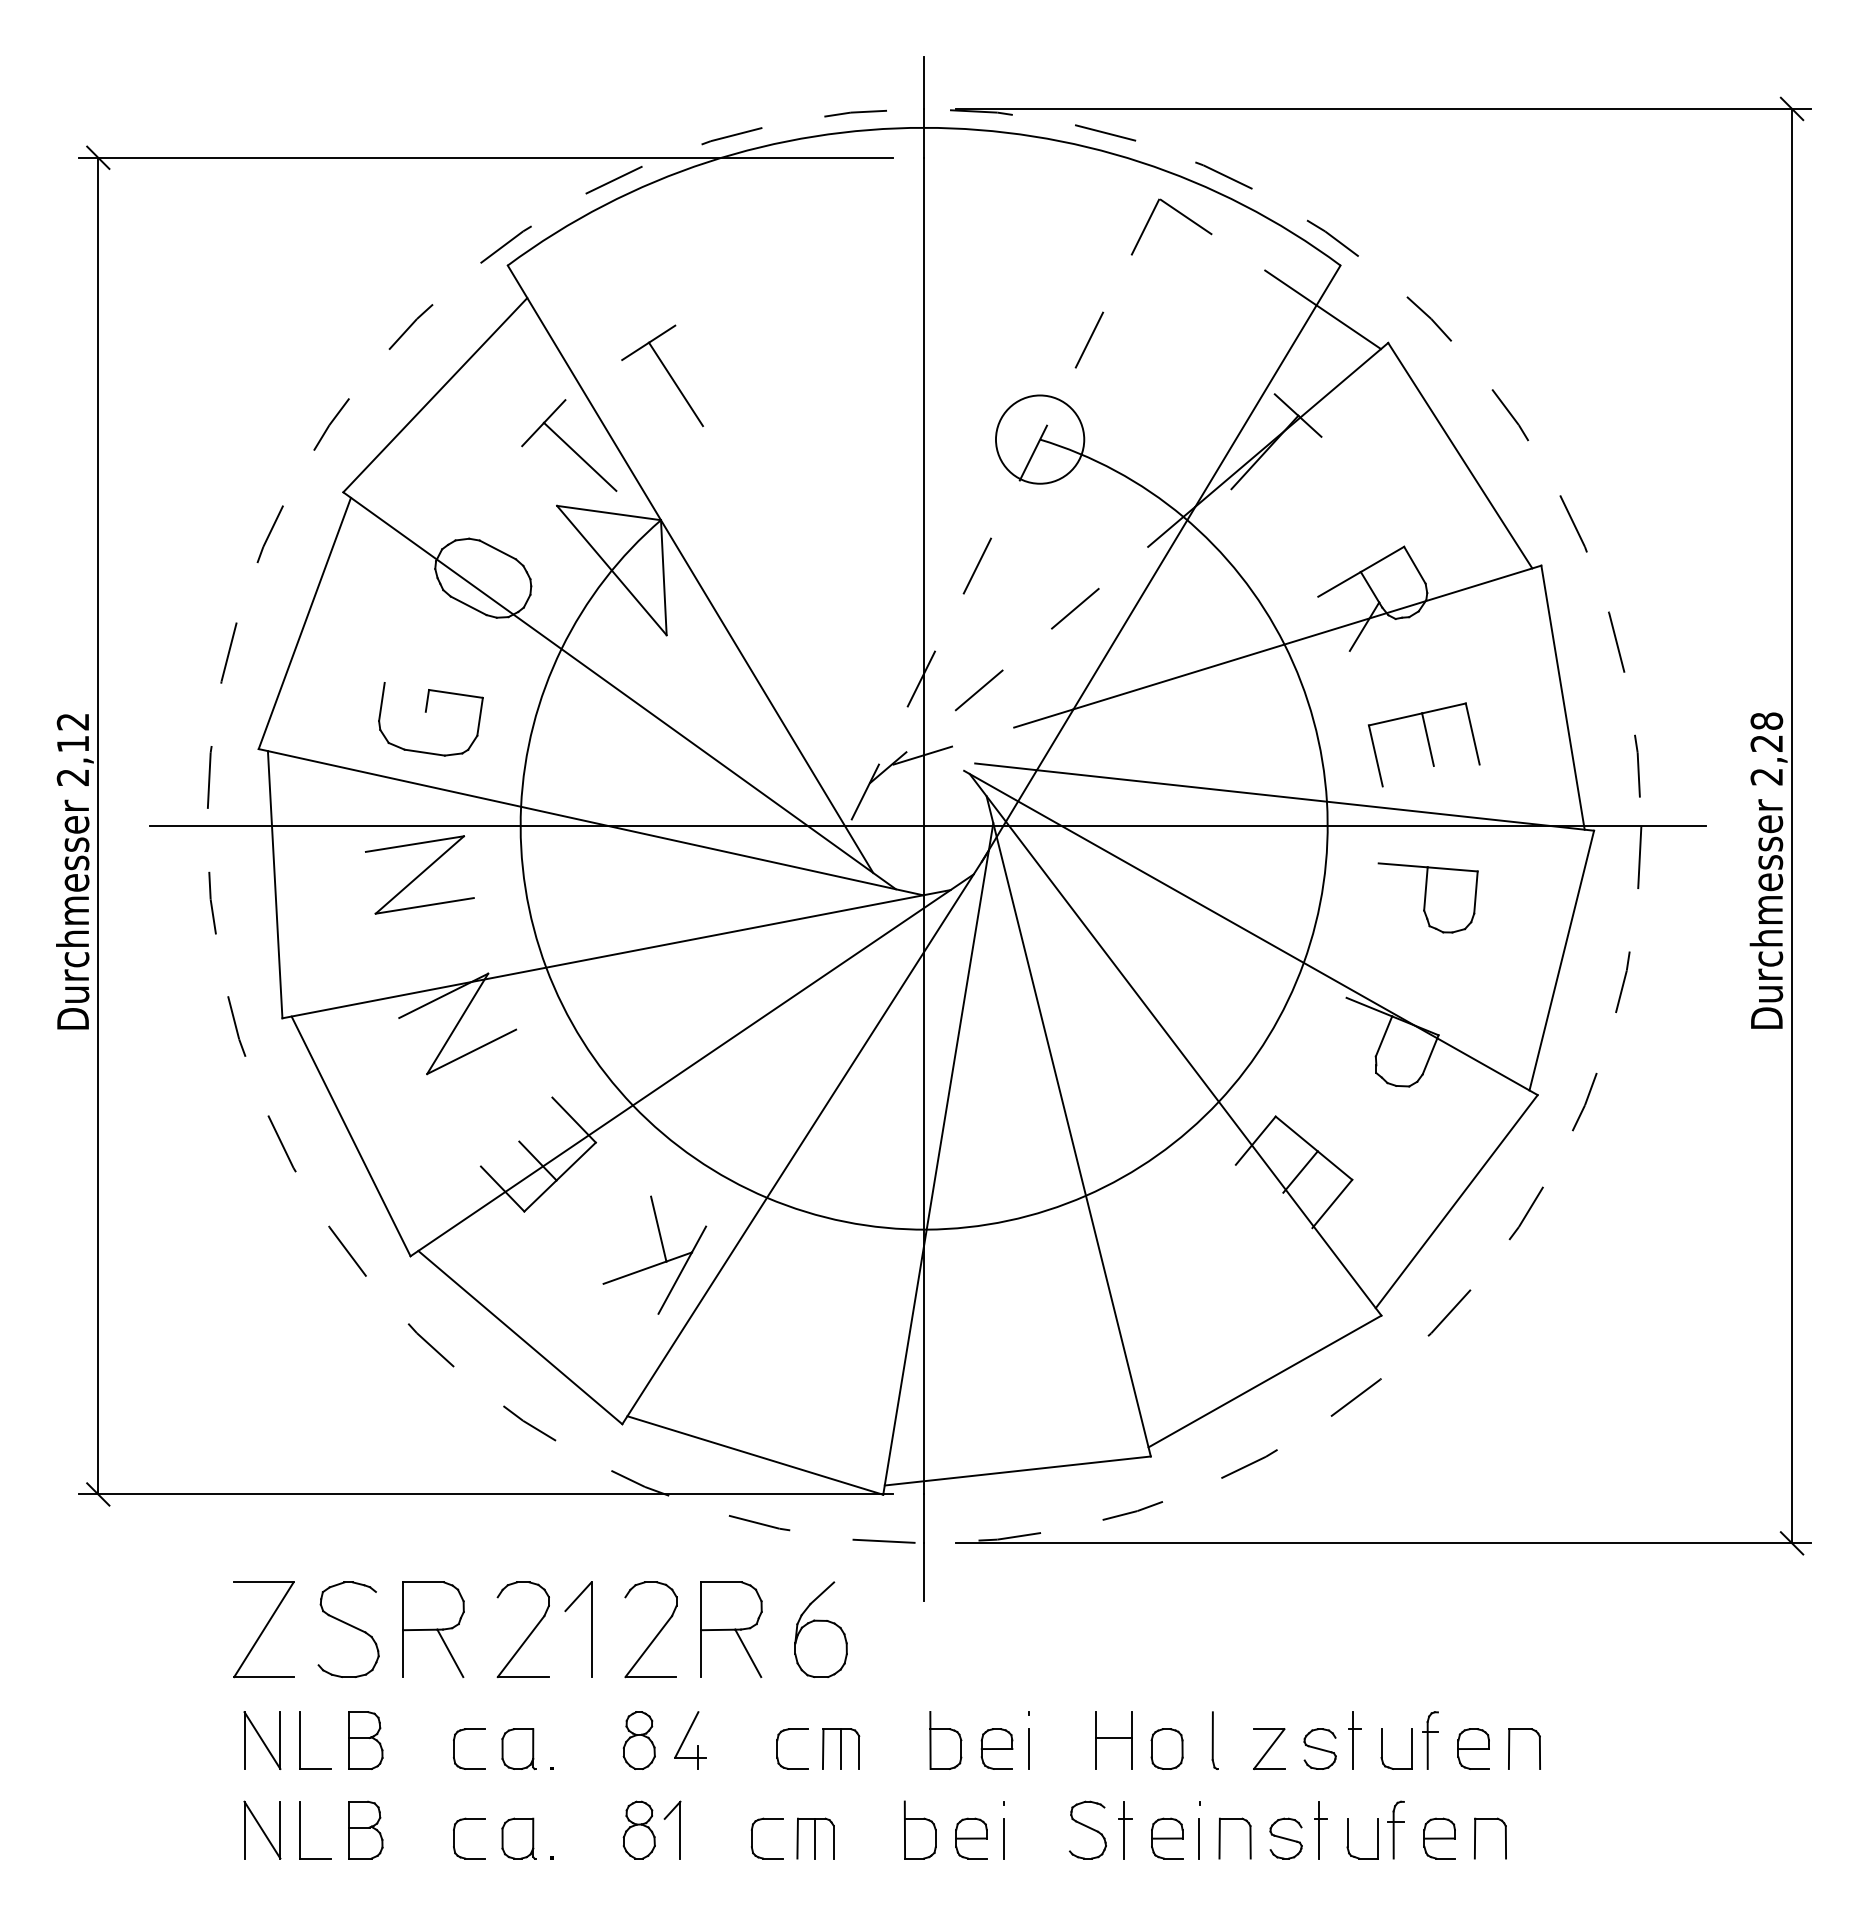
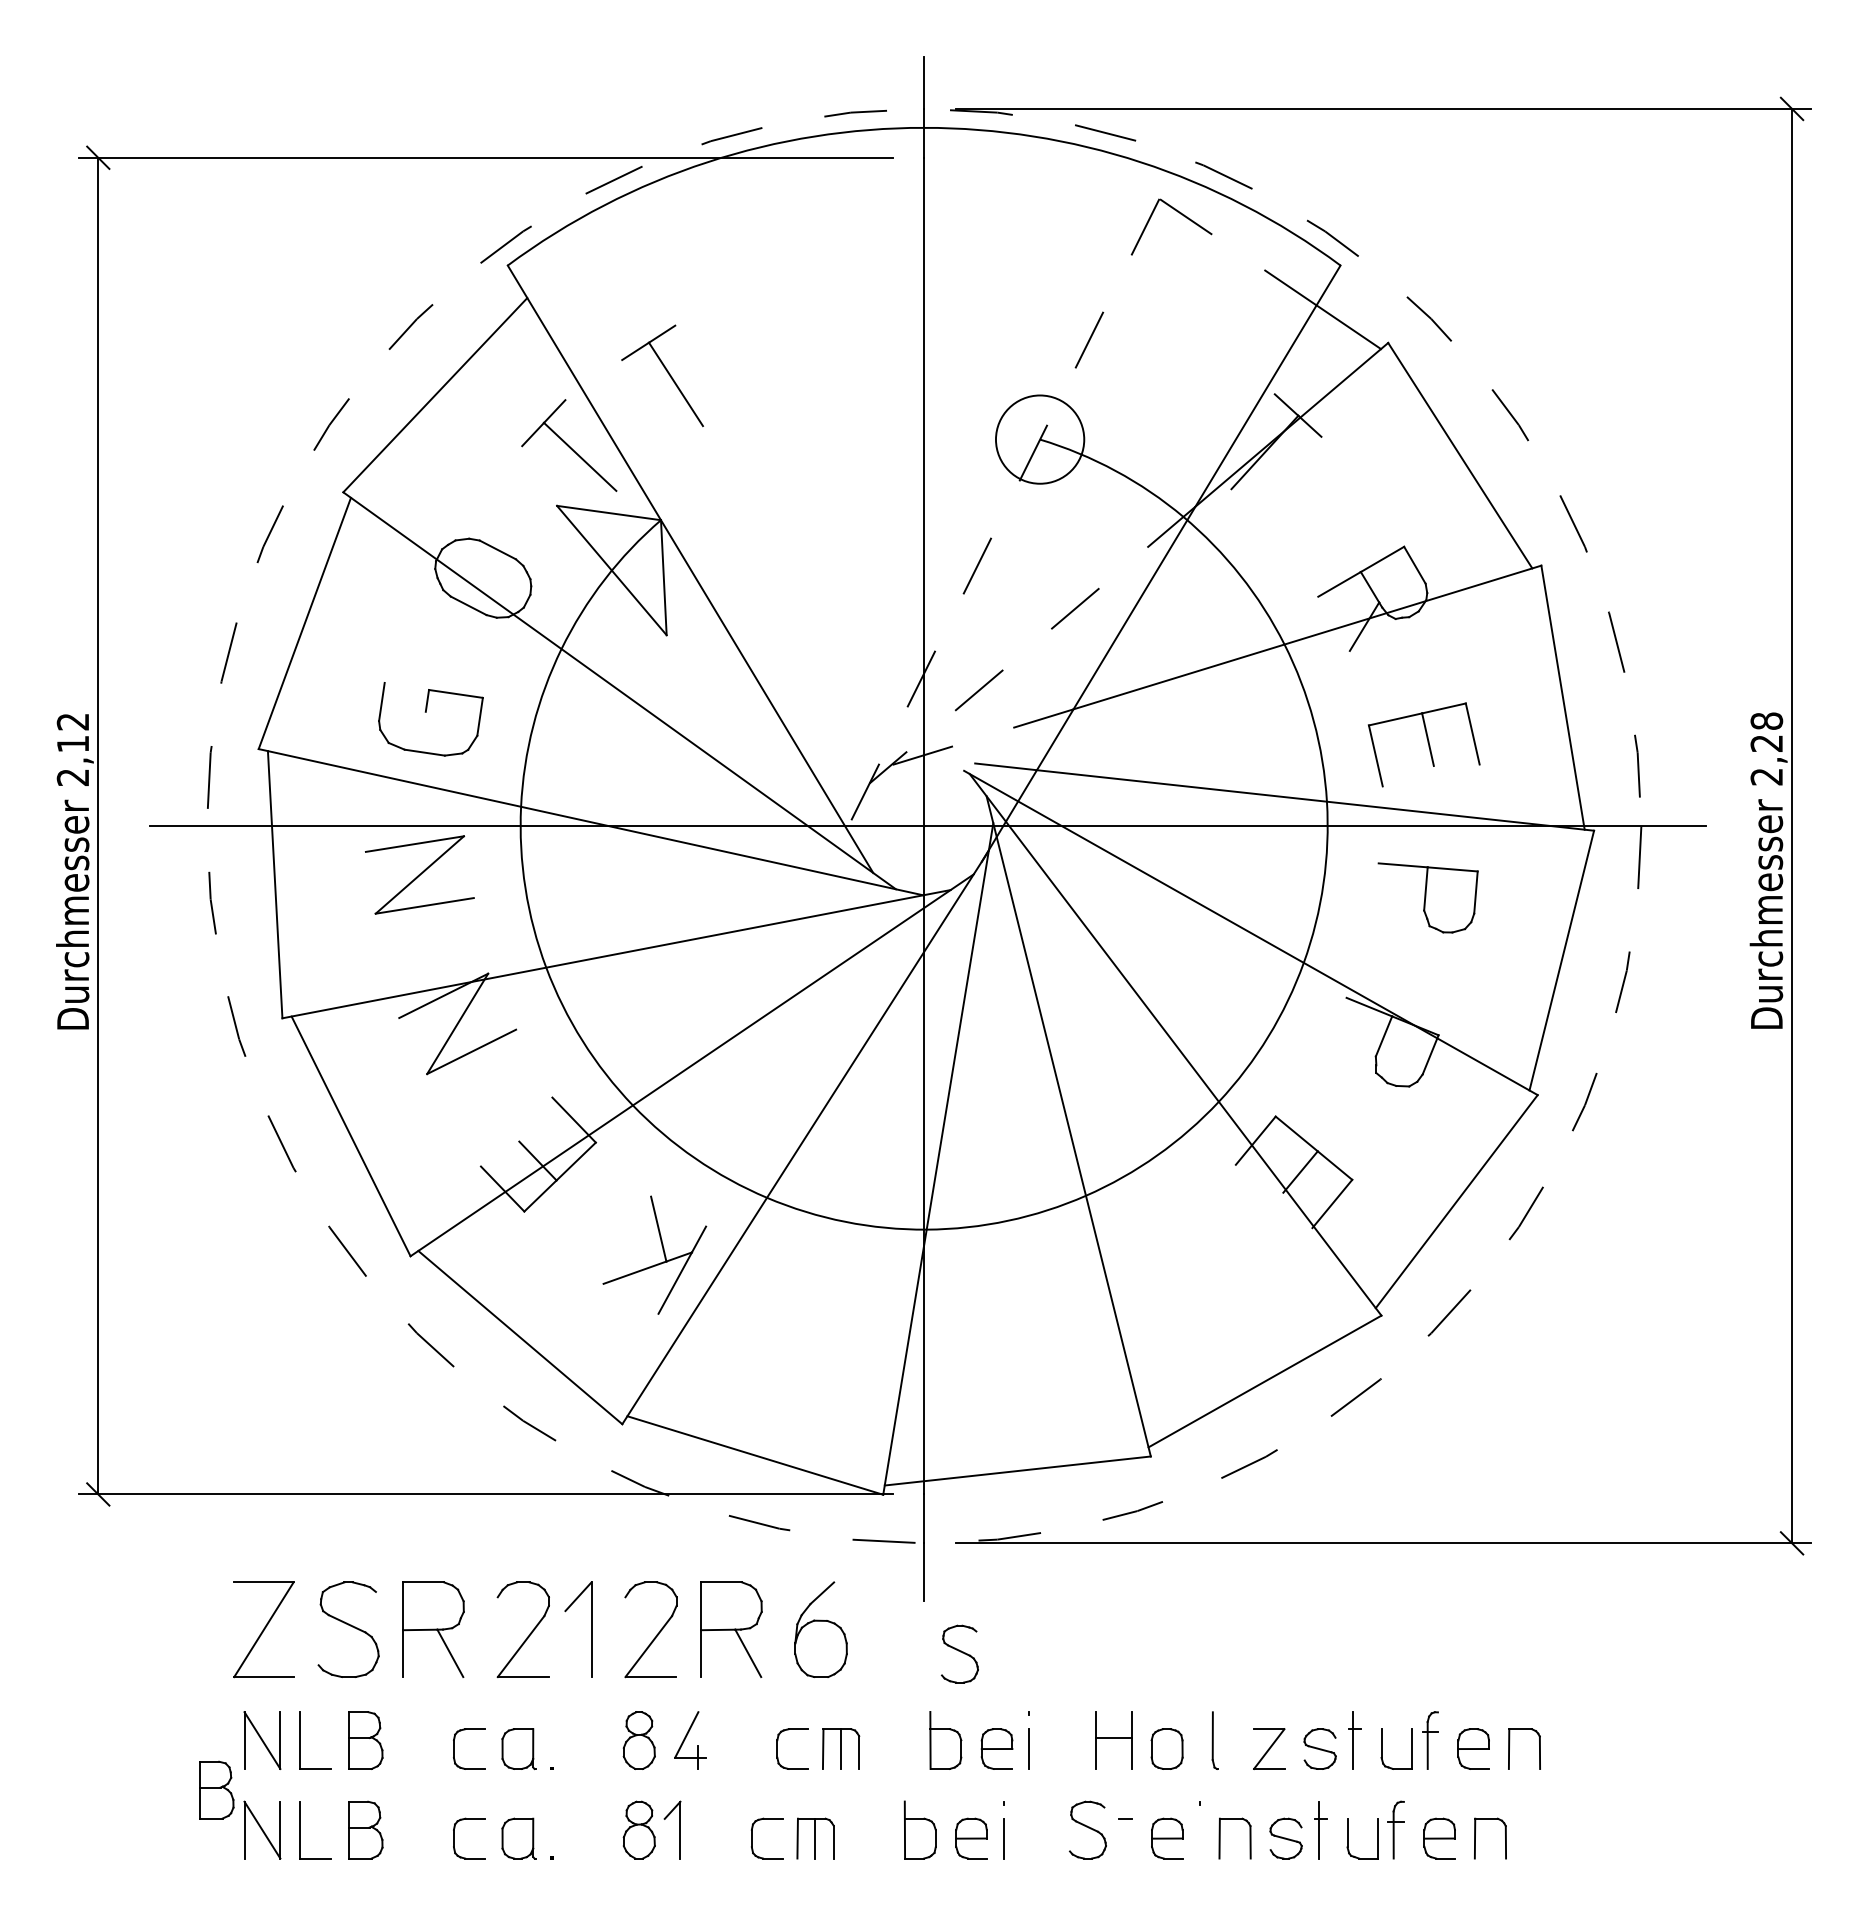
part: none -> present (959, 1653)
part: none -> present (216, 1789)
line: present -> none (1123, 1829)
line: present -> none (1199, 1838)
